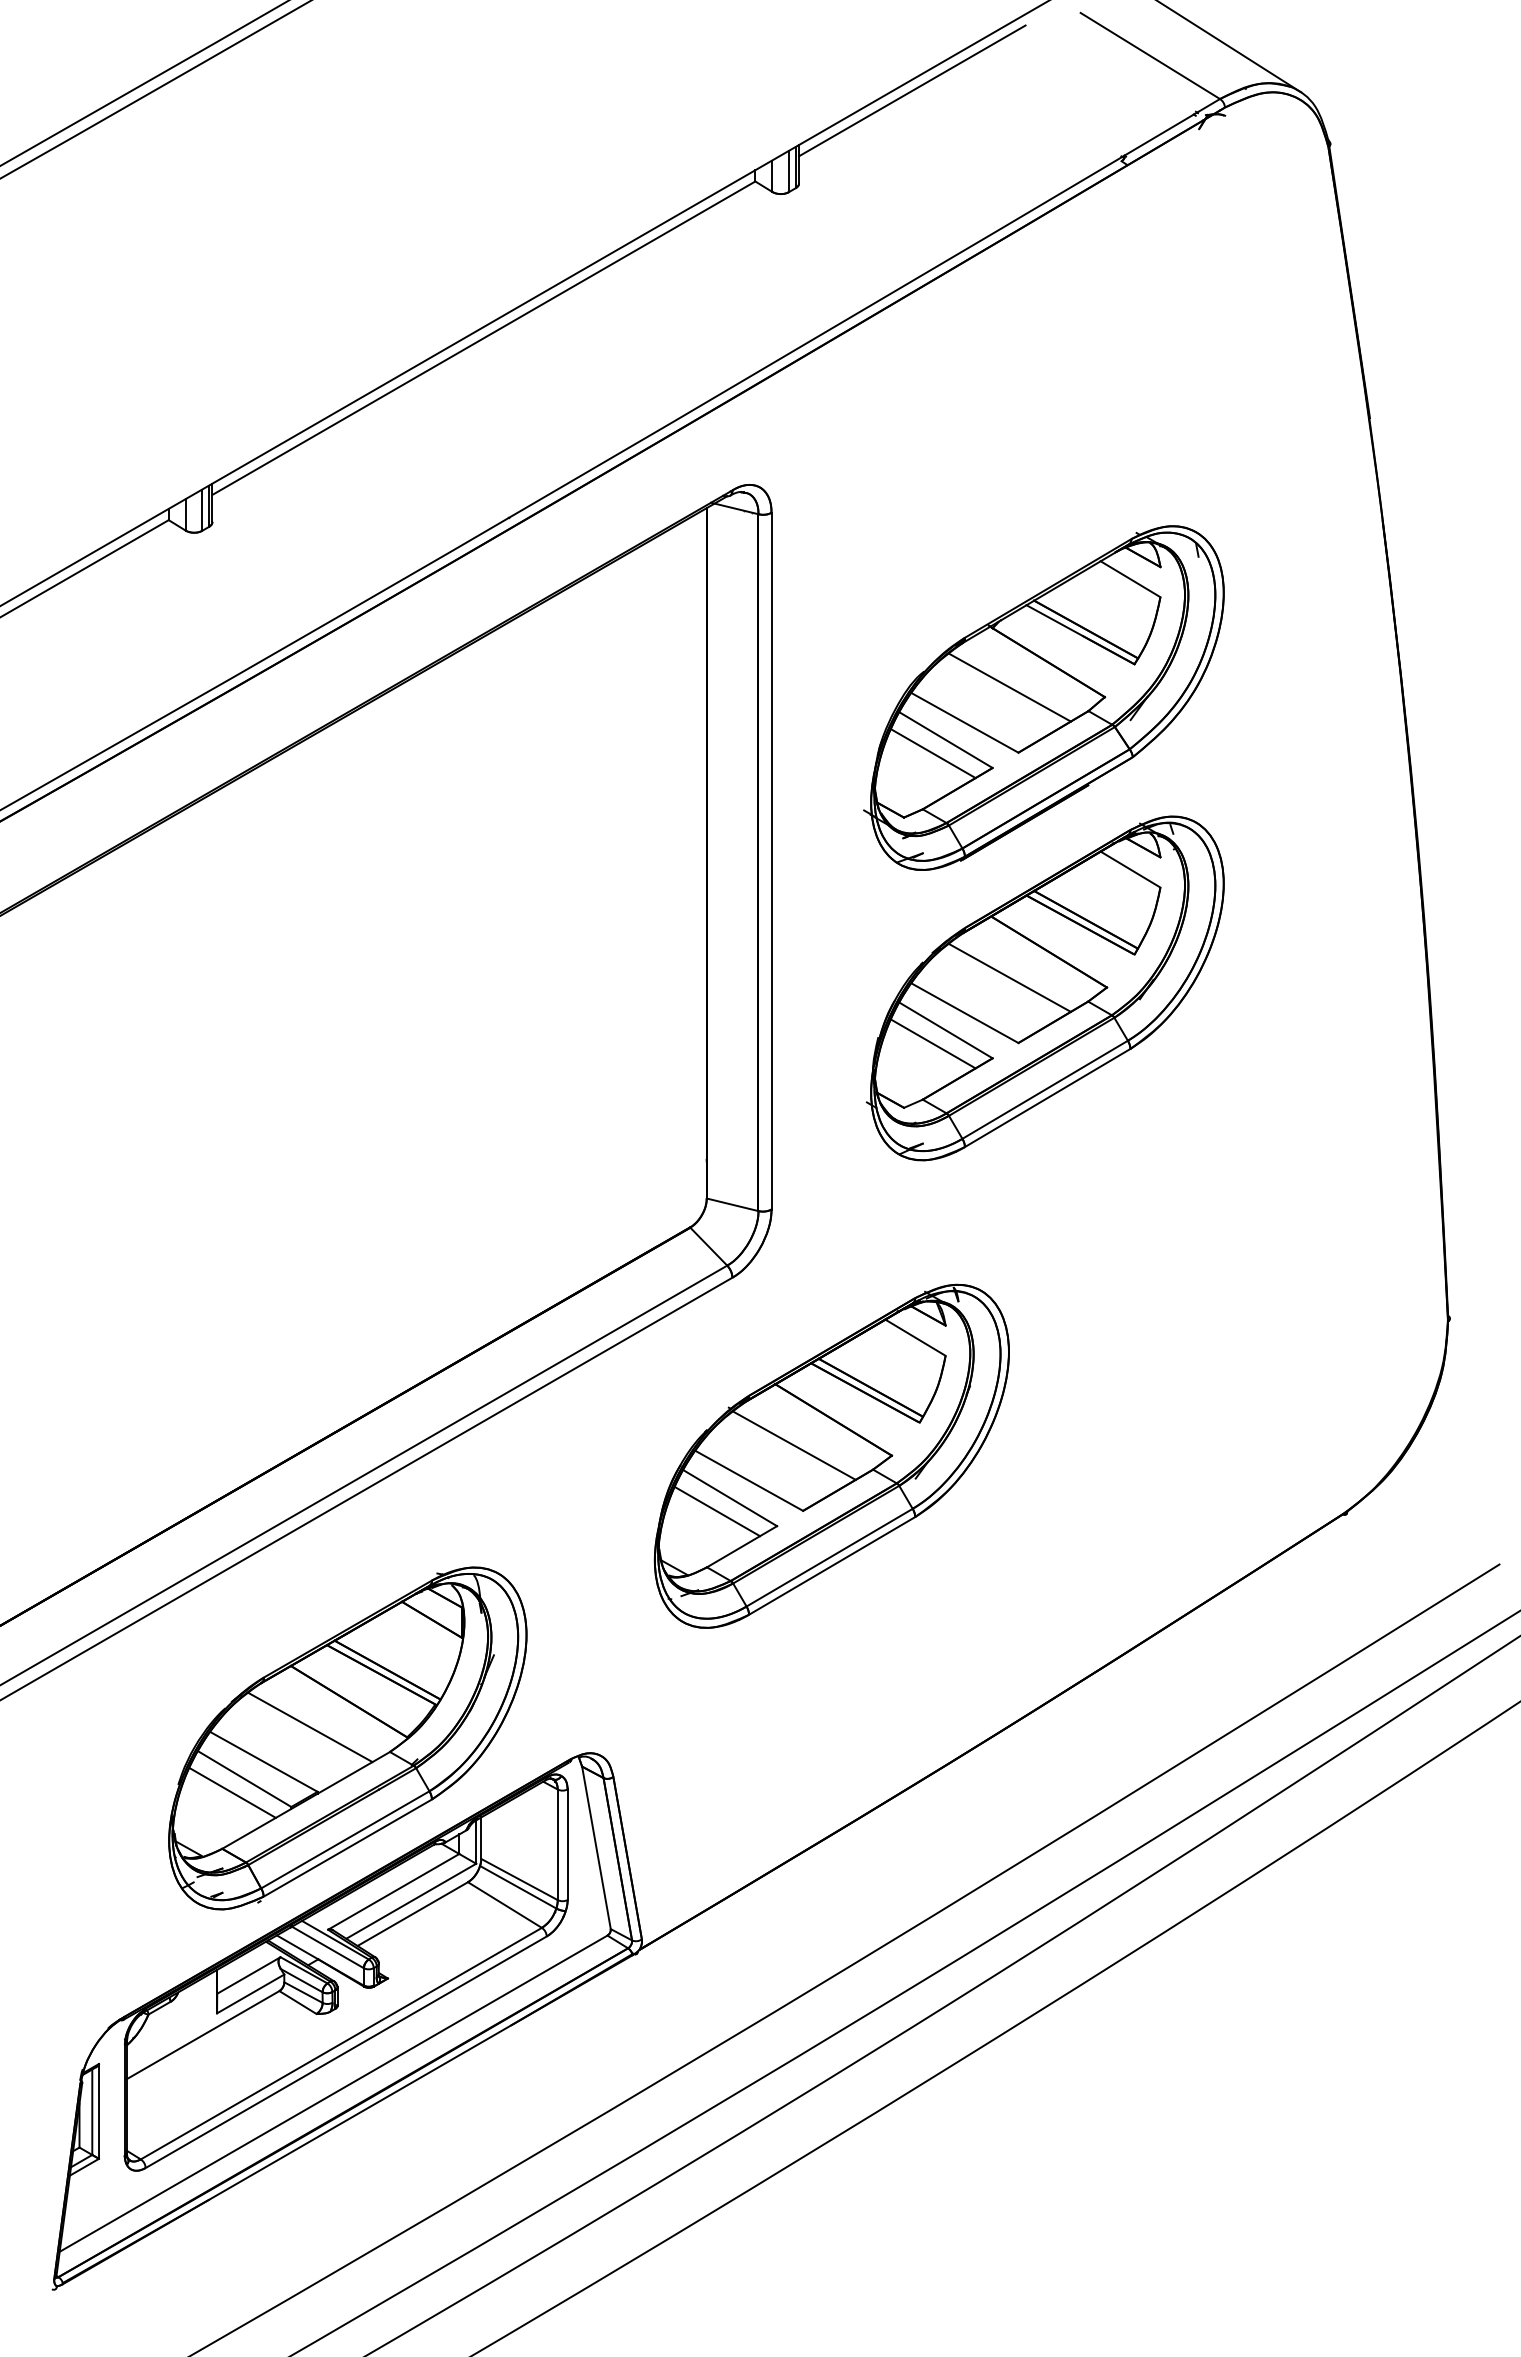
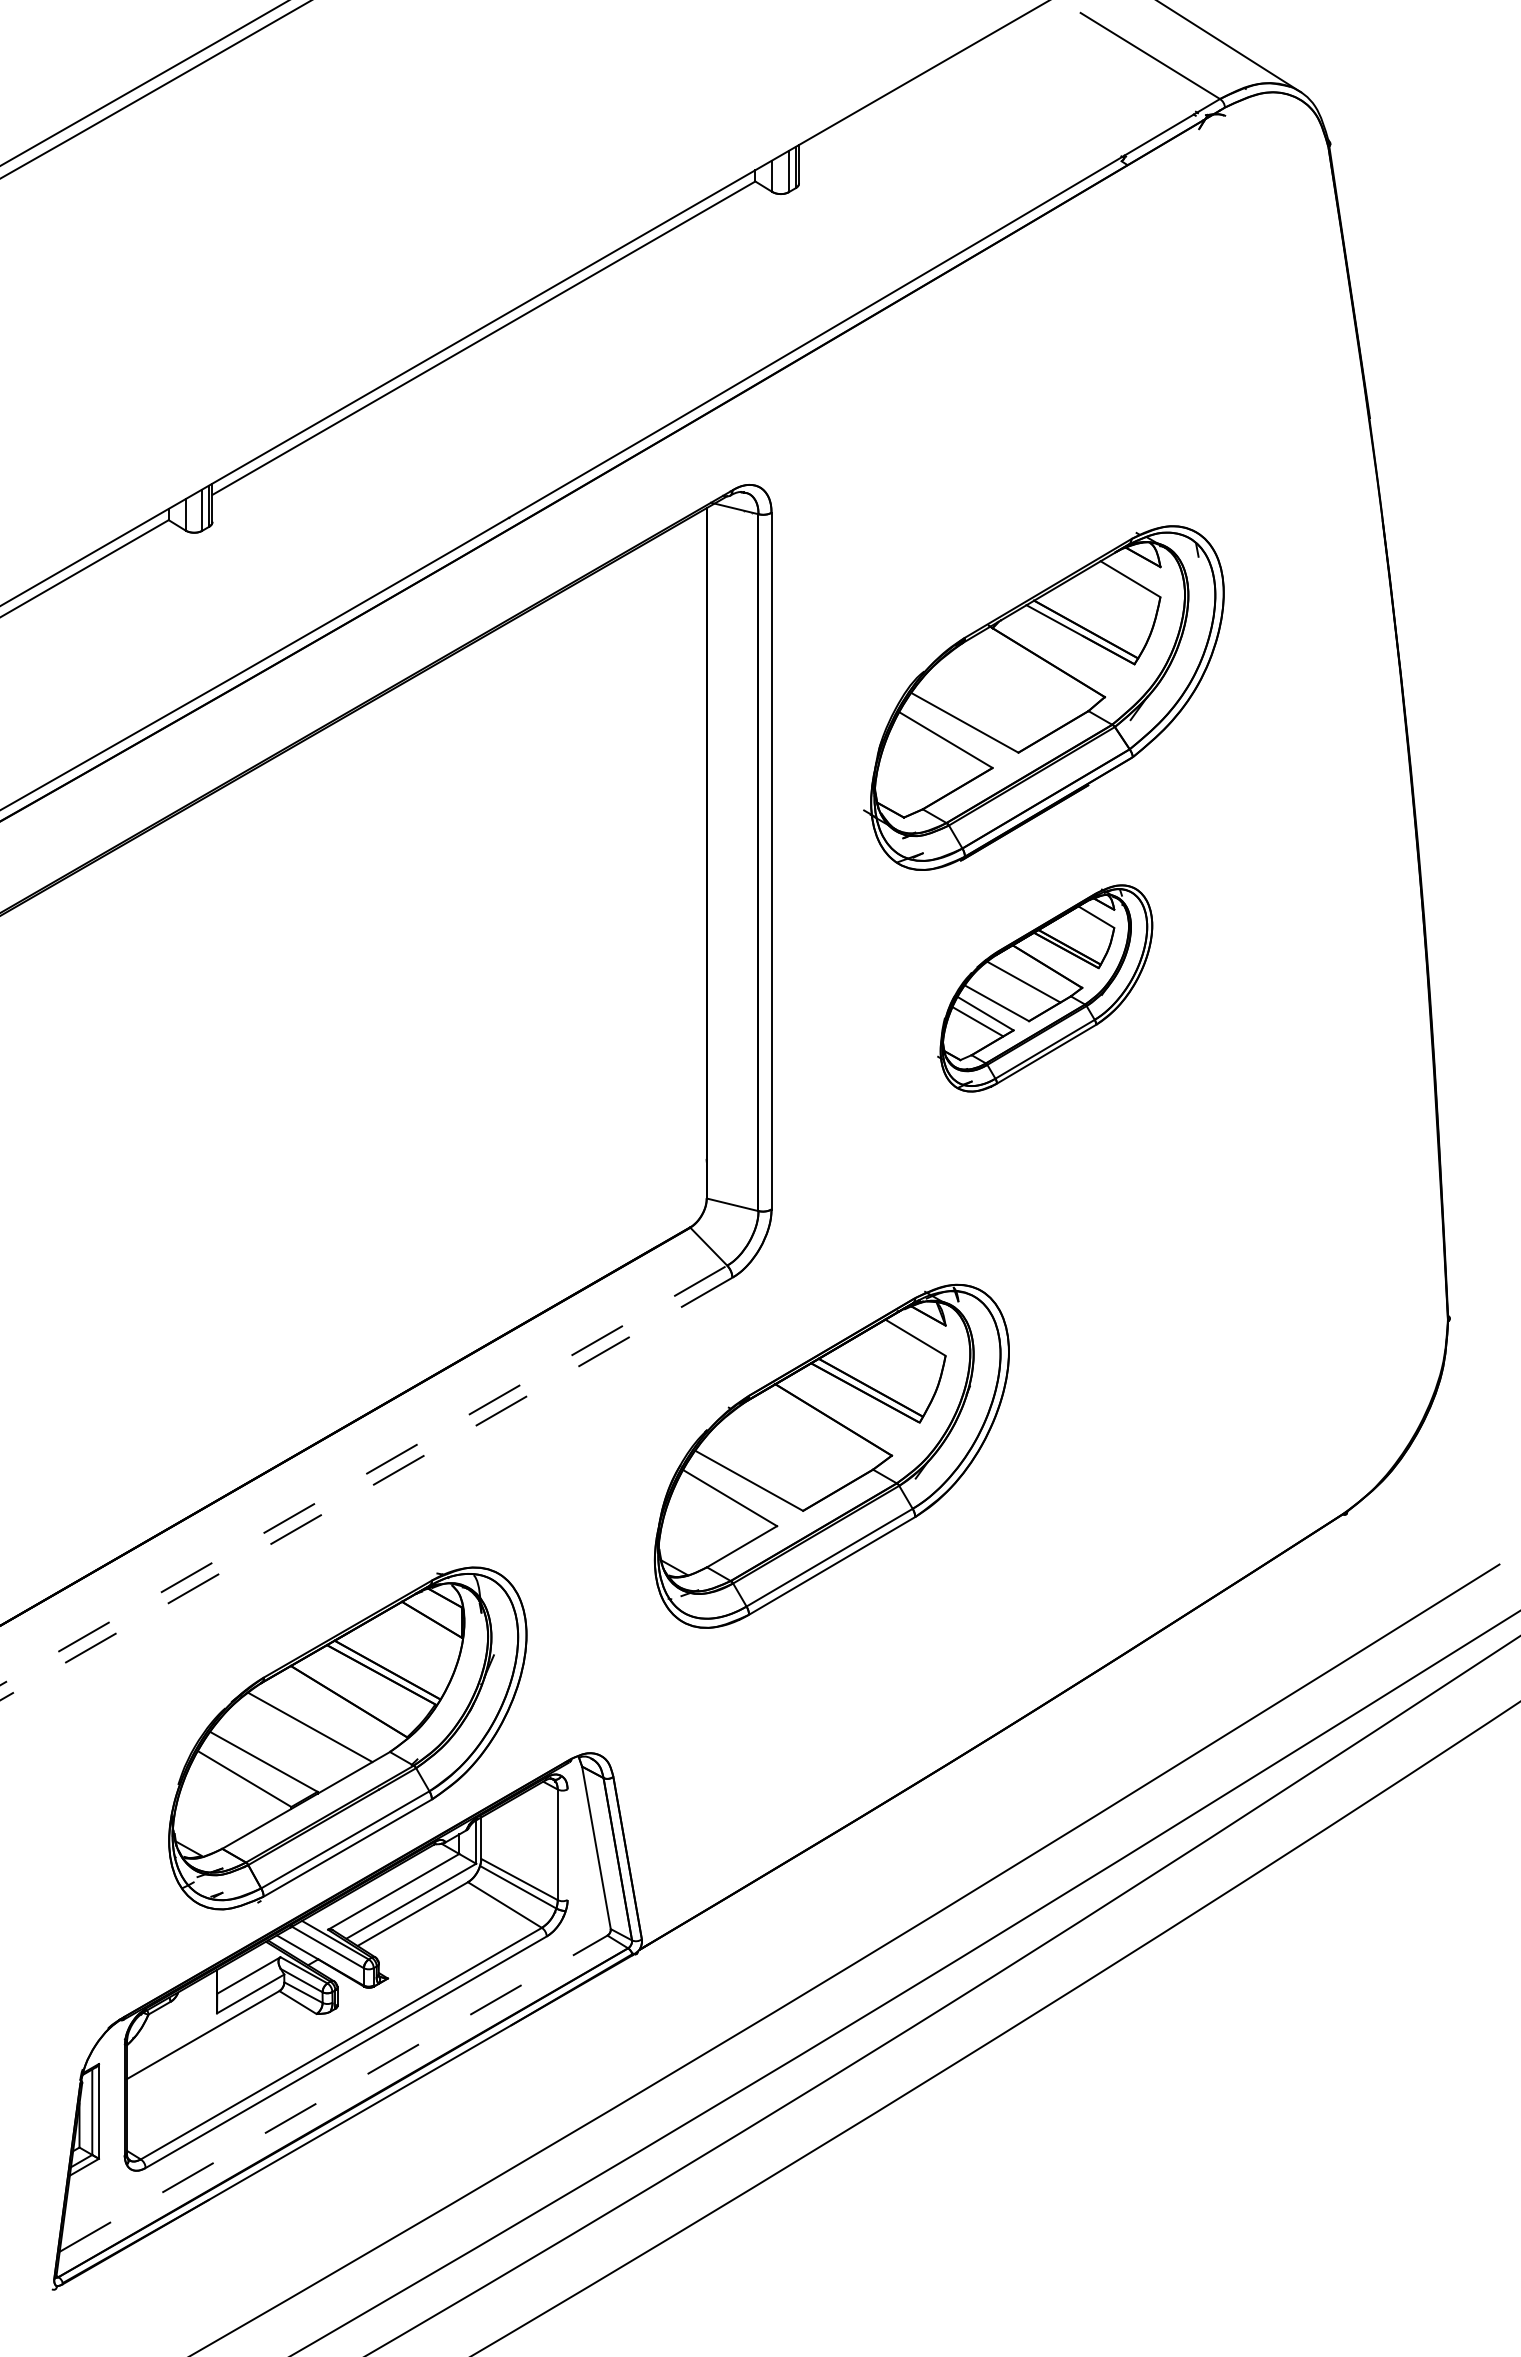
line: present -> none (912, 90)
line: present -> none (1009, 687)
line: present -> none (933, 753)
part size: 360x347 px -> 217x209 px (1045, 988)
line: present -> none (794, 1445)
line: solid -> dashed (364, 1475)
line: solid -> dashed (366, 1489)
line: present -> none (717, 1511)
line: present -> none (232, 1792)
line: present -> none (567, 1844)
line: solid -> dashed (334, 2093)
